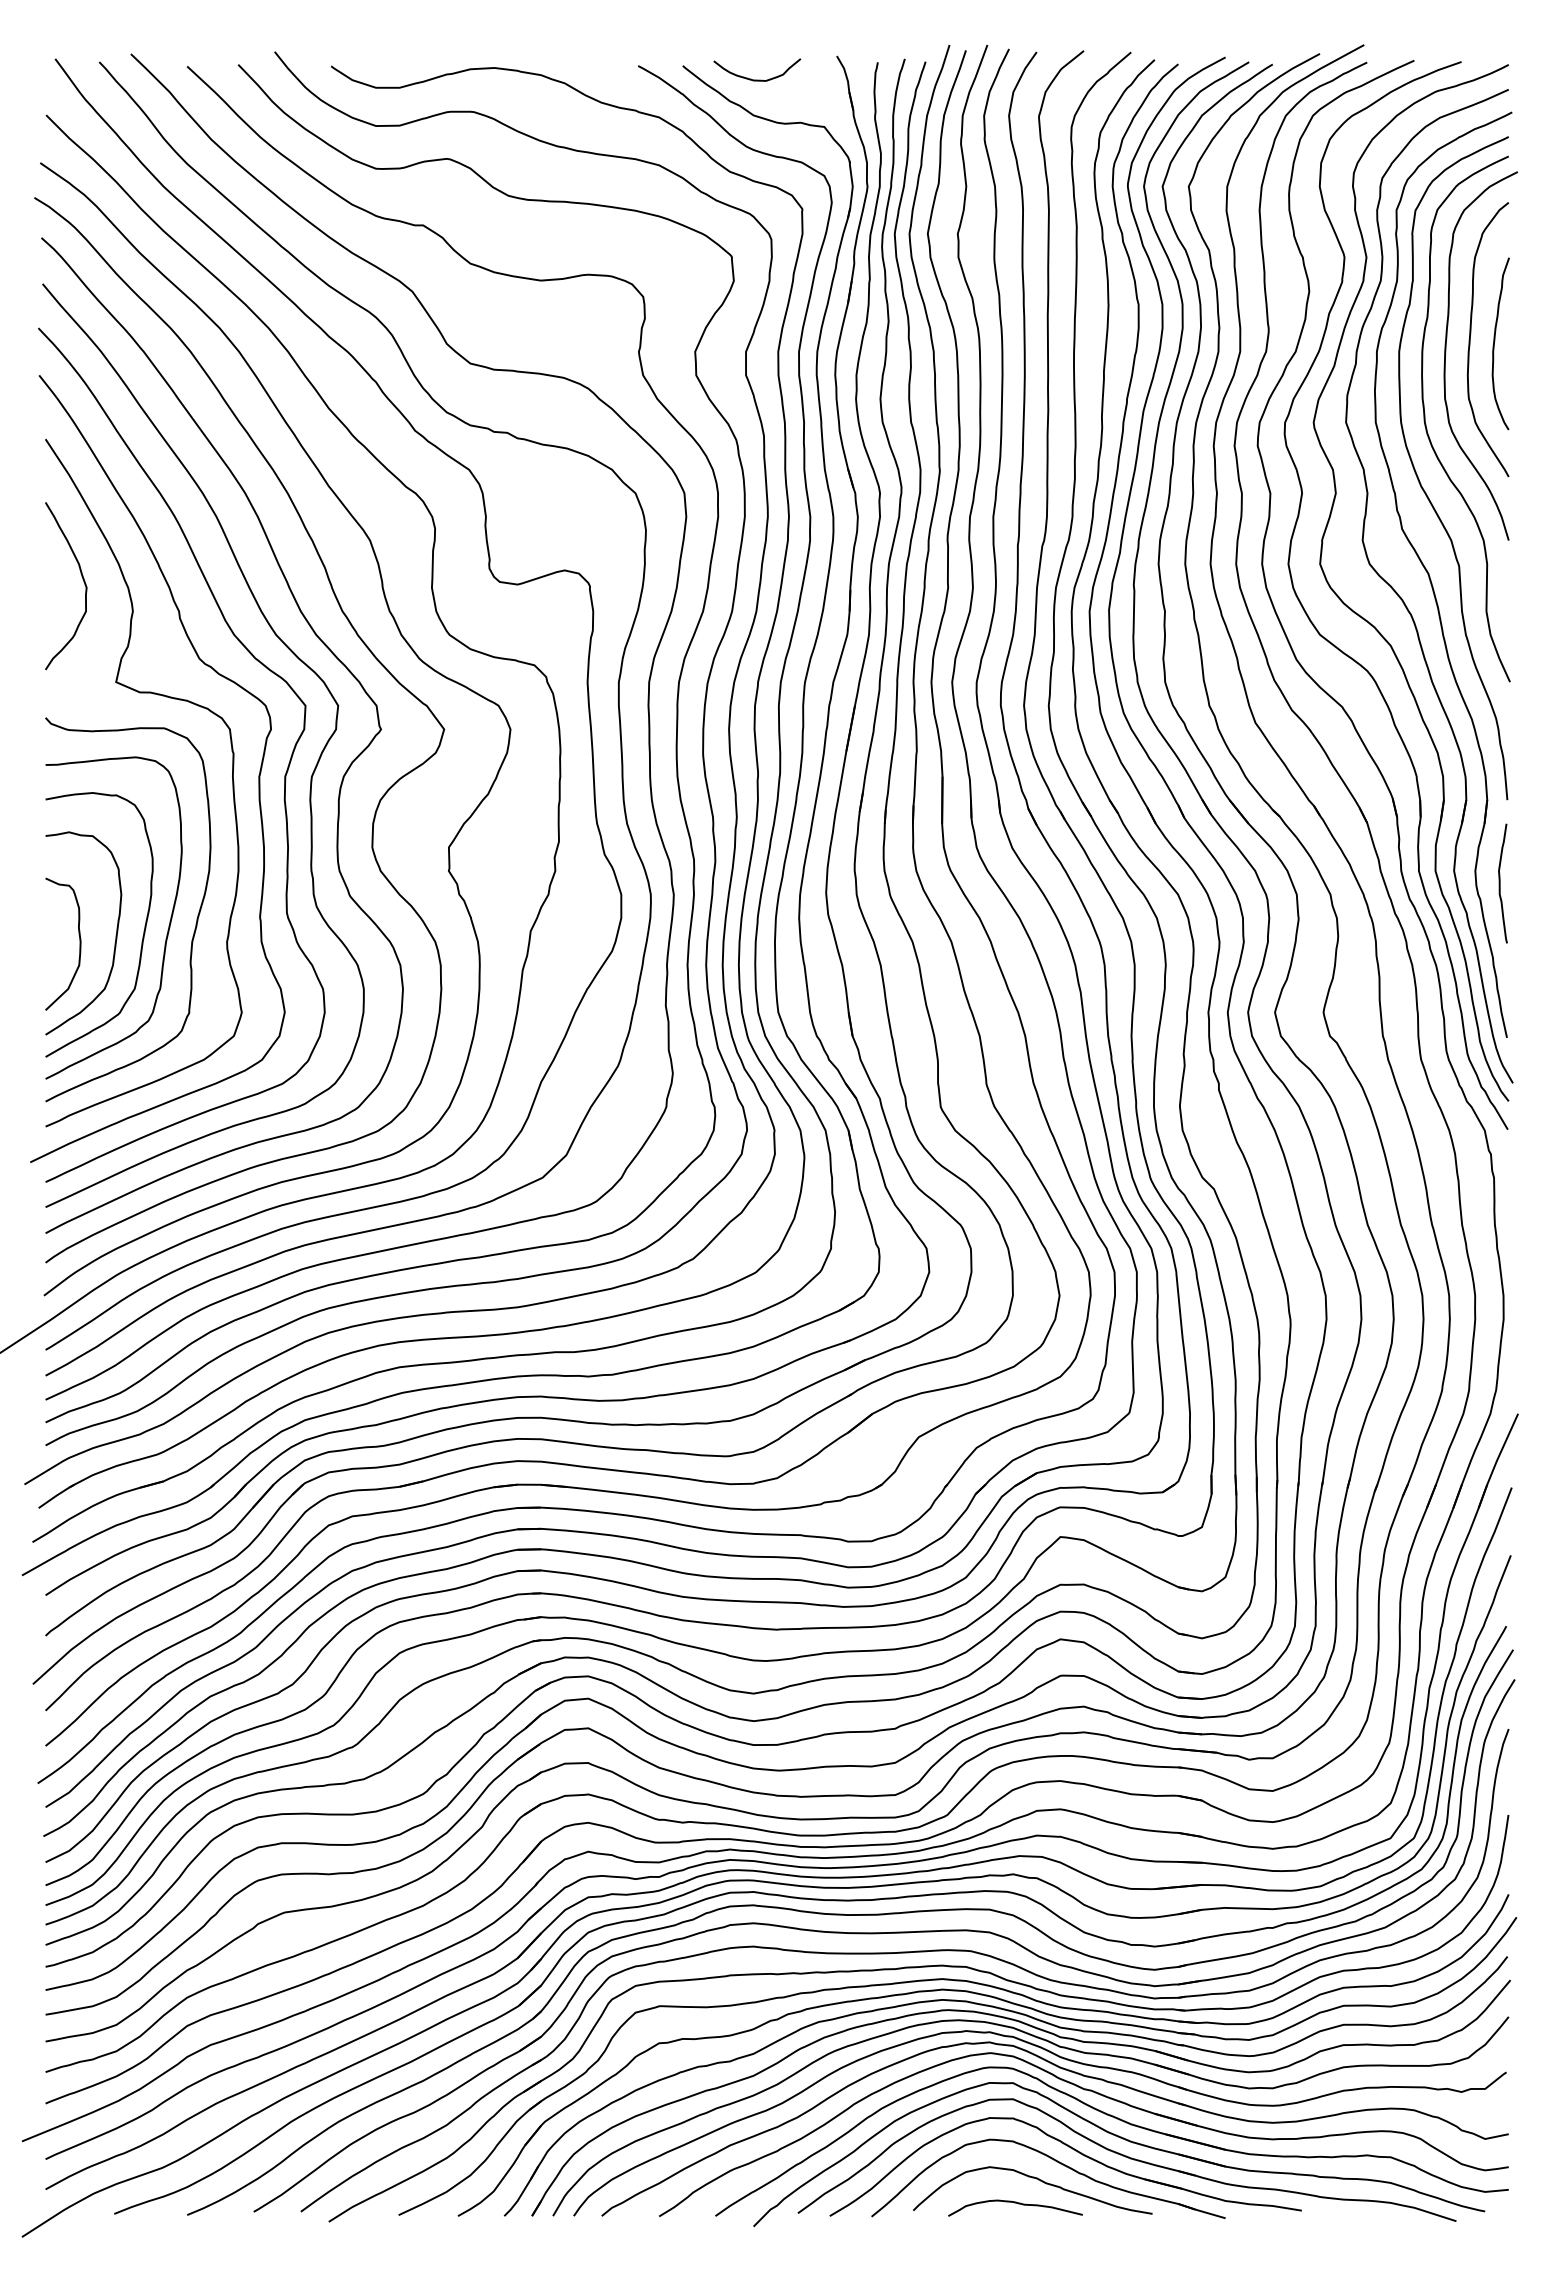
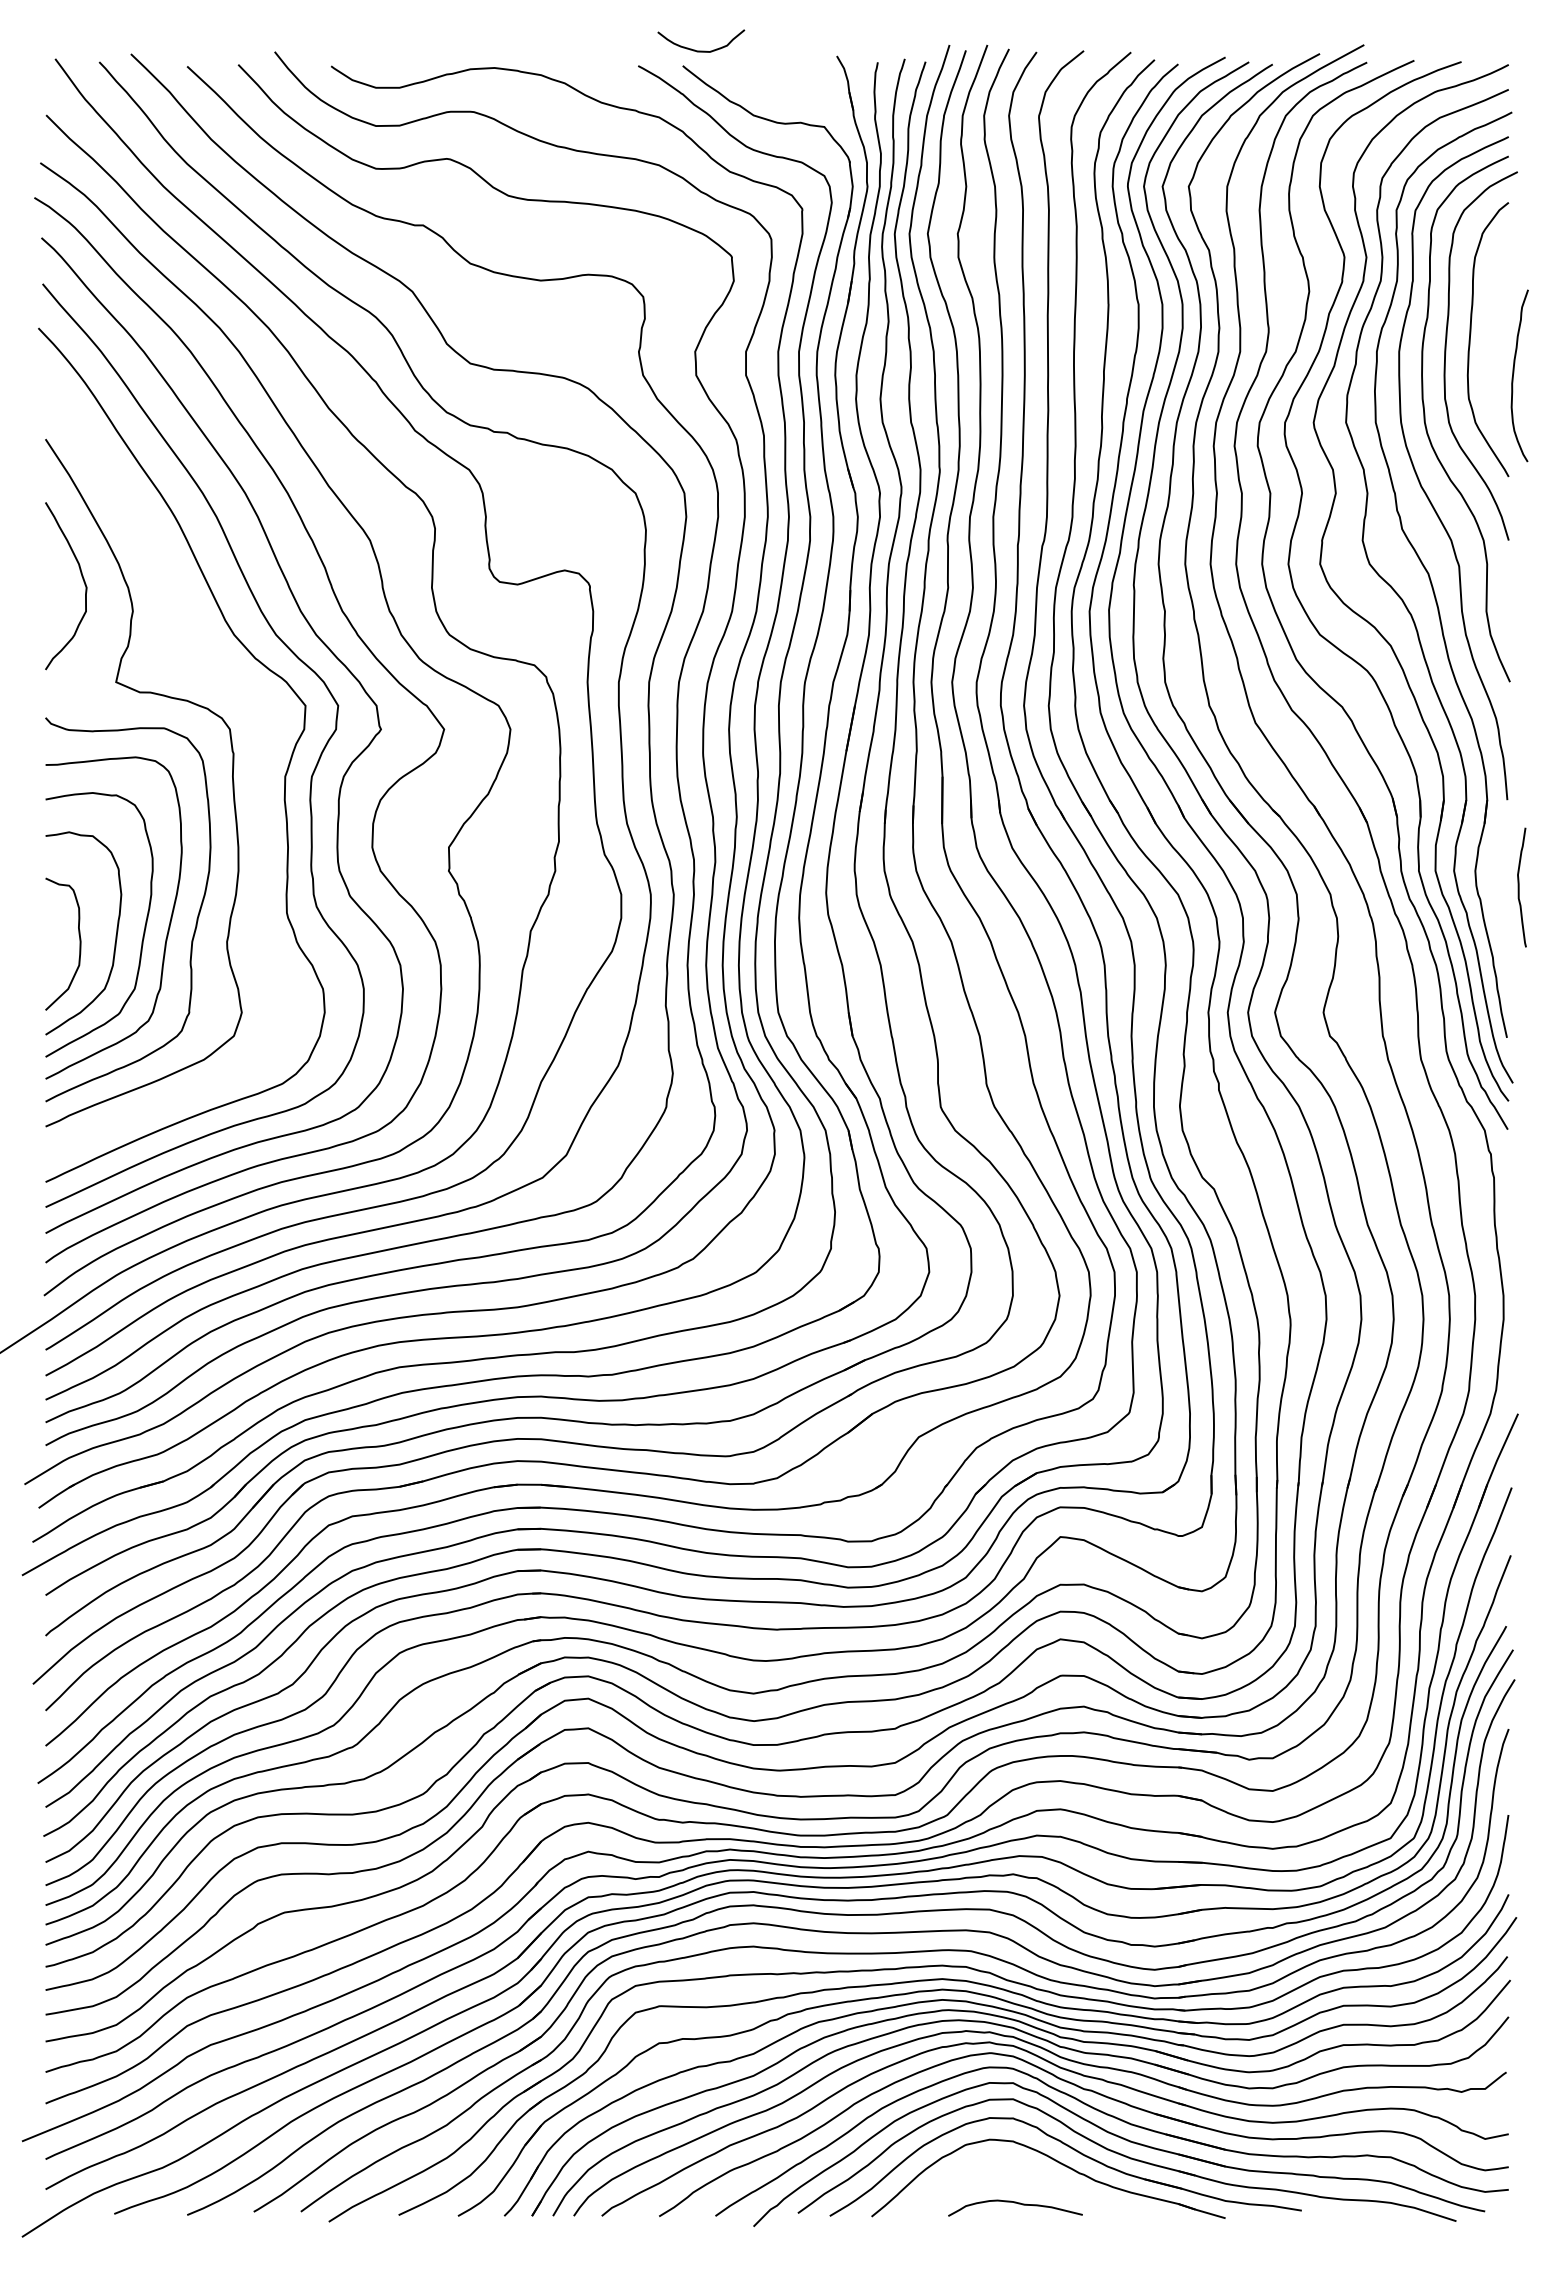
curve position: (757, 79) -> (701, 50) (701, 50)
curve position: (1495, 341) -> (1514, 373) (1514, 373)
curve: present -> none (258, 775)
curve position: (1500, 883) -> (1519, 887) (1519, 887)
curve: present -> none (1038, 2180)
